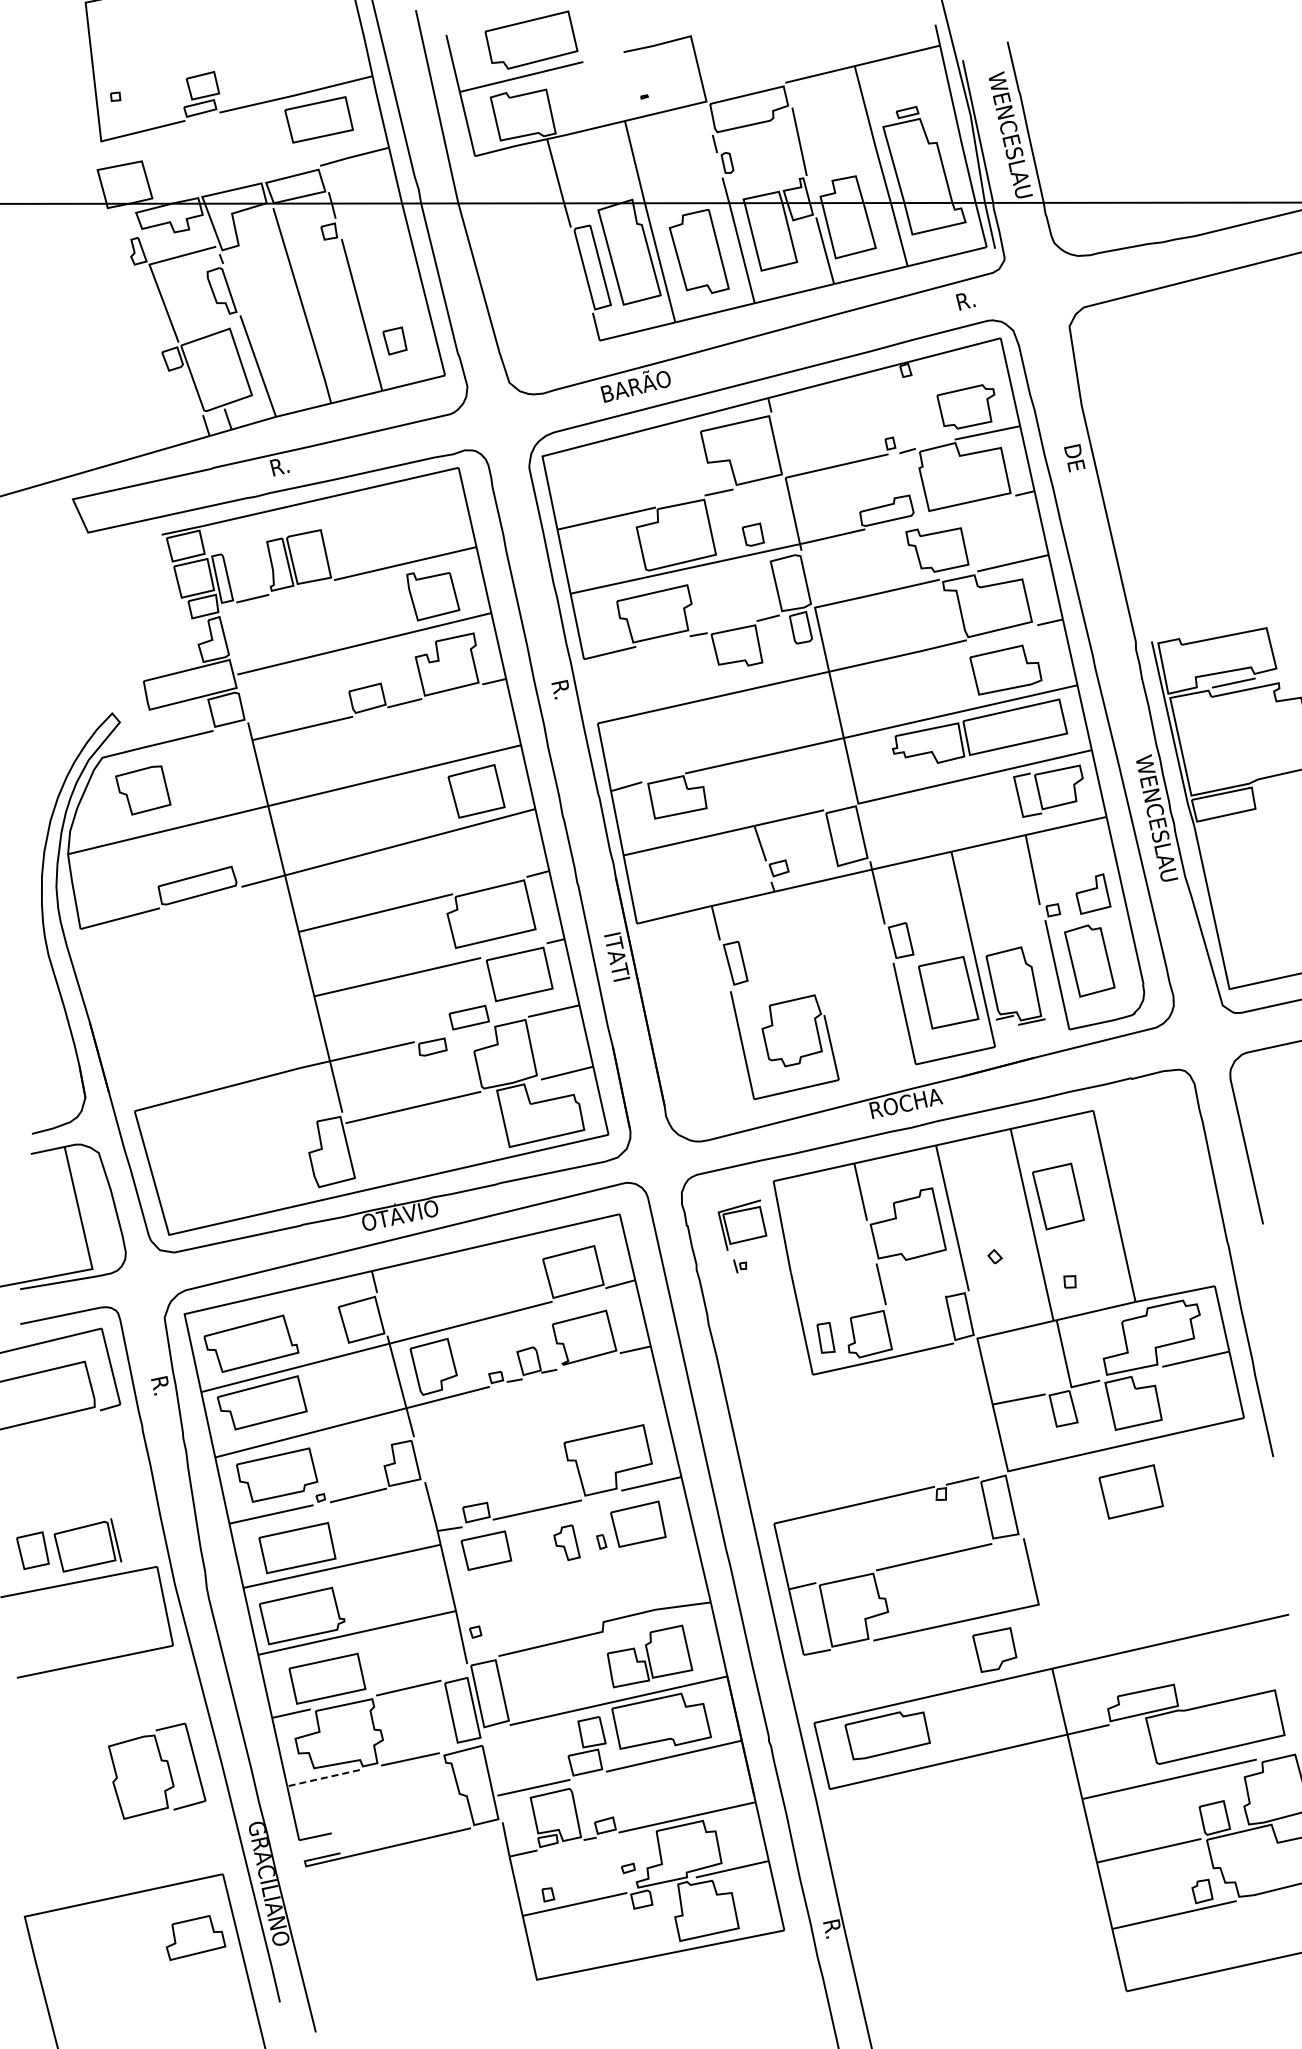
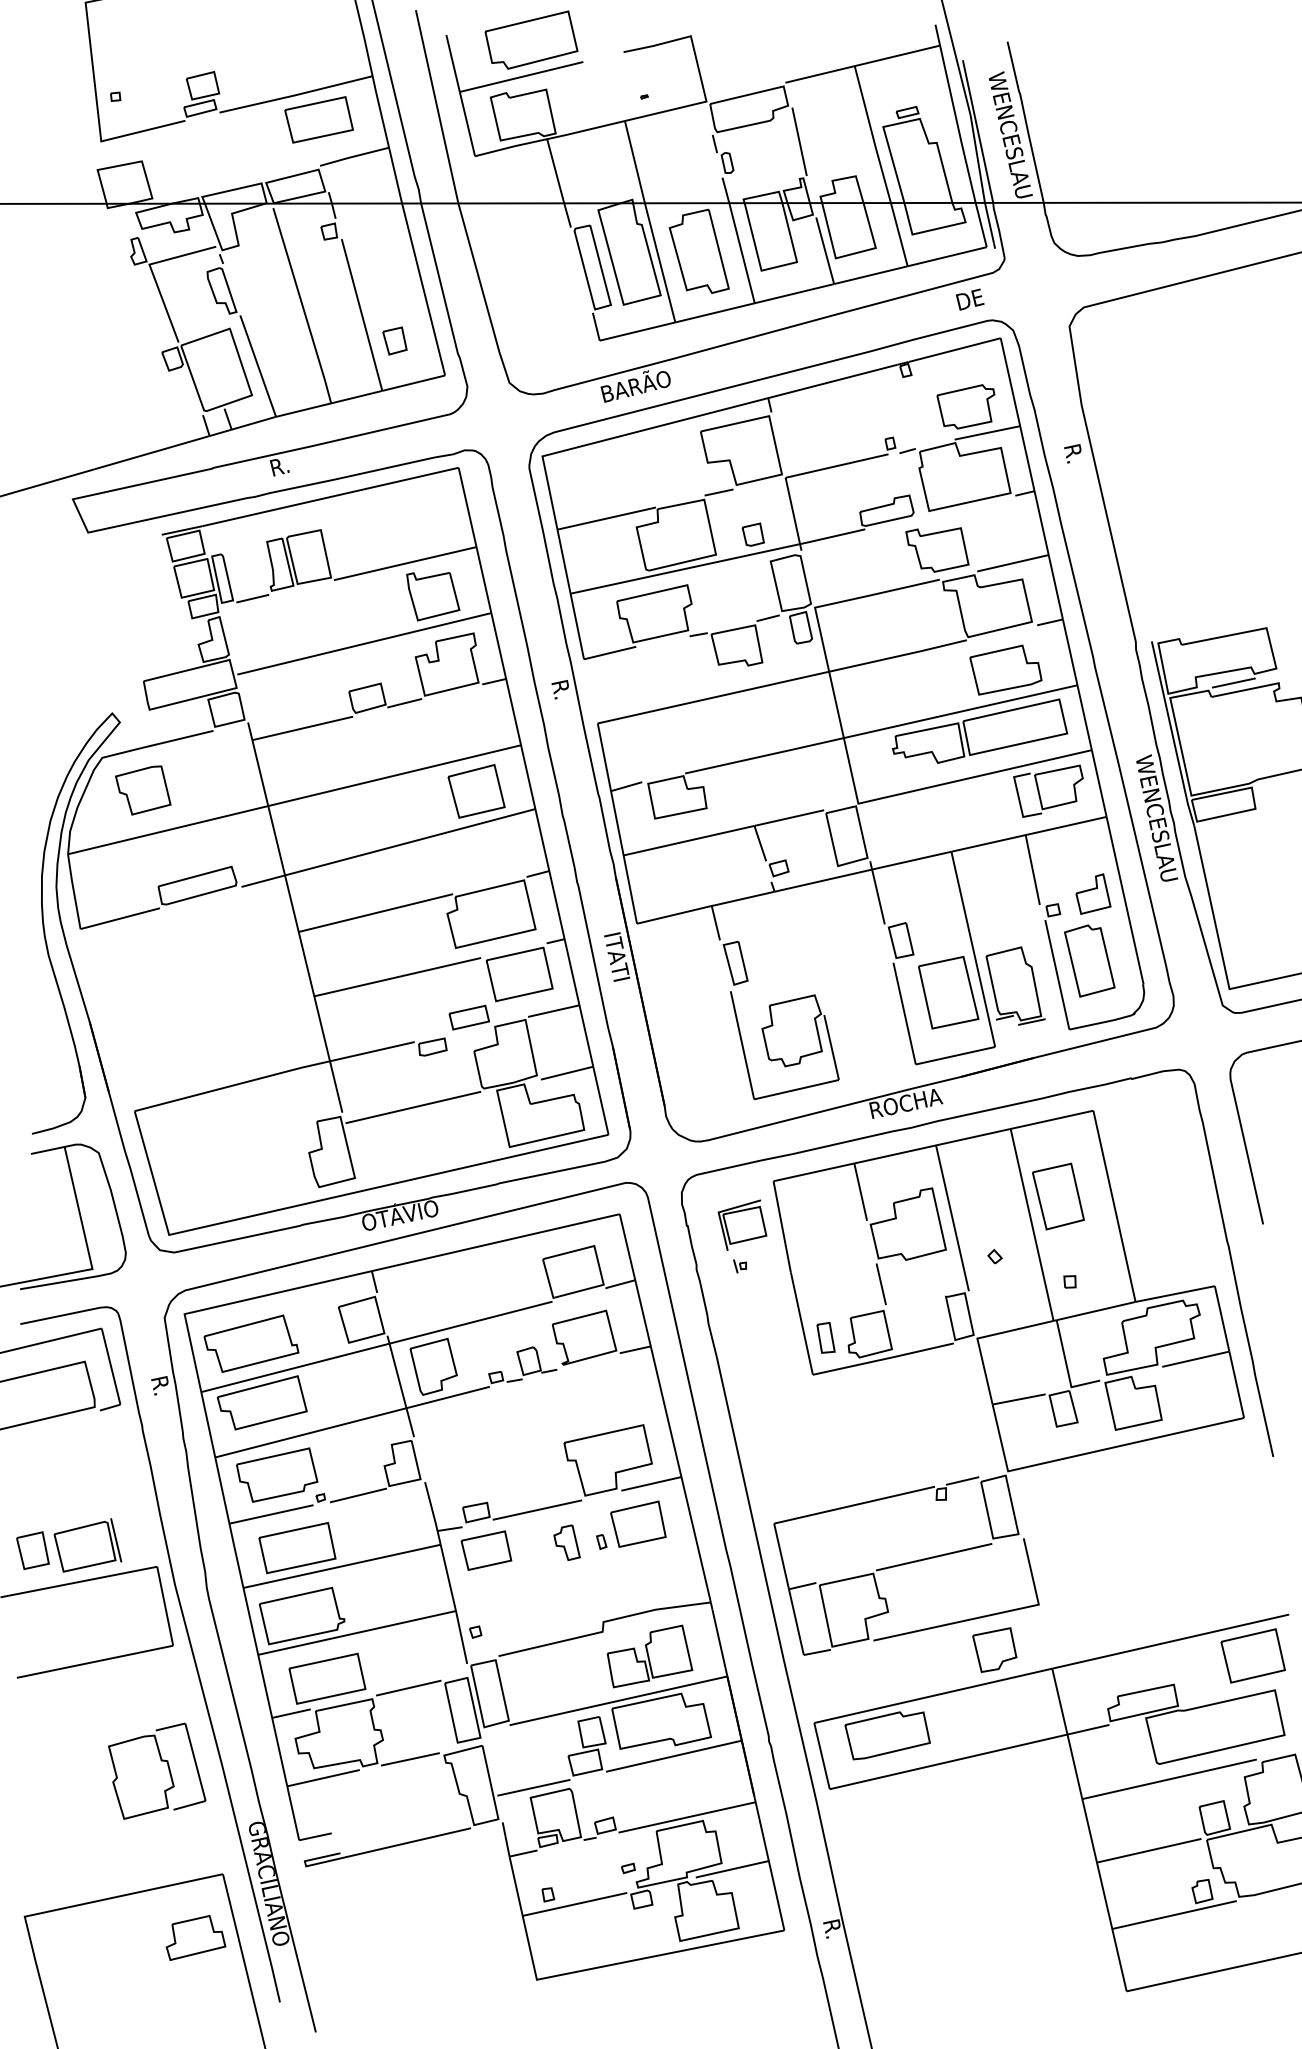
text: R. -> DE (971, 299)
text: DE -> R. (1074, 459)
part position: (1130, 1491) -> (1252, 1655) (1252, 1655)
line: dashed -> solid (323, 1778)
